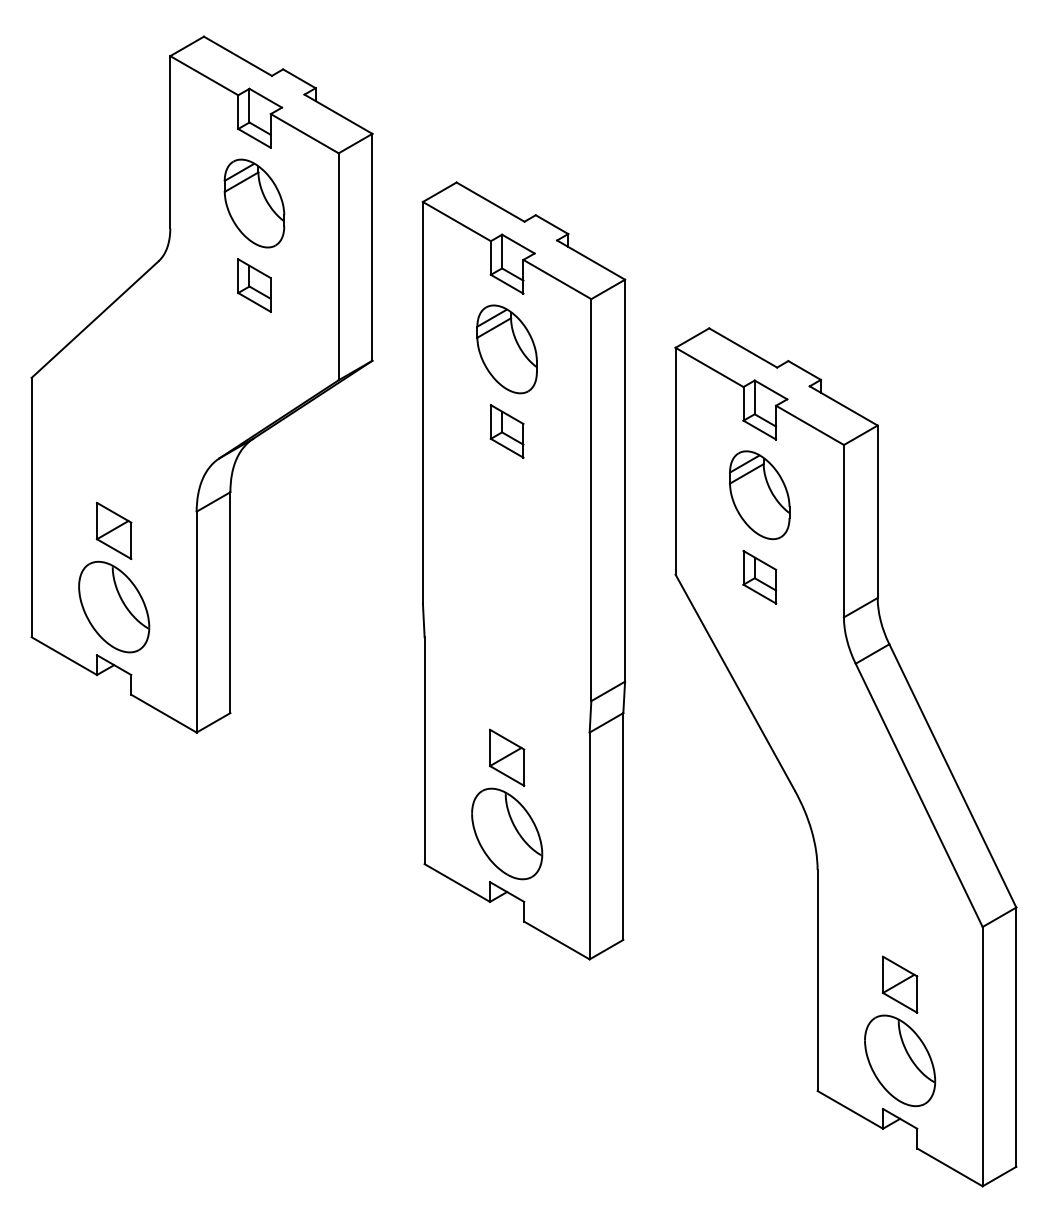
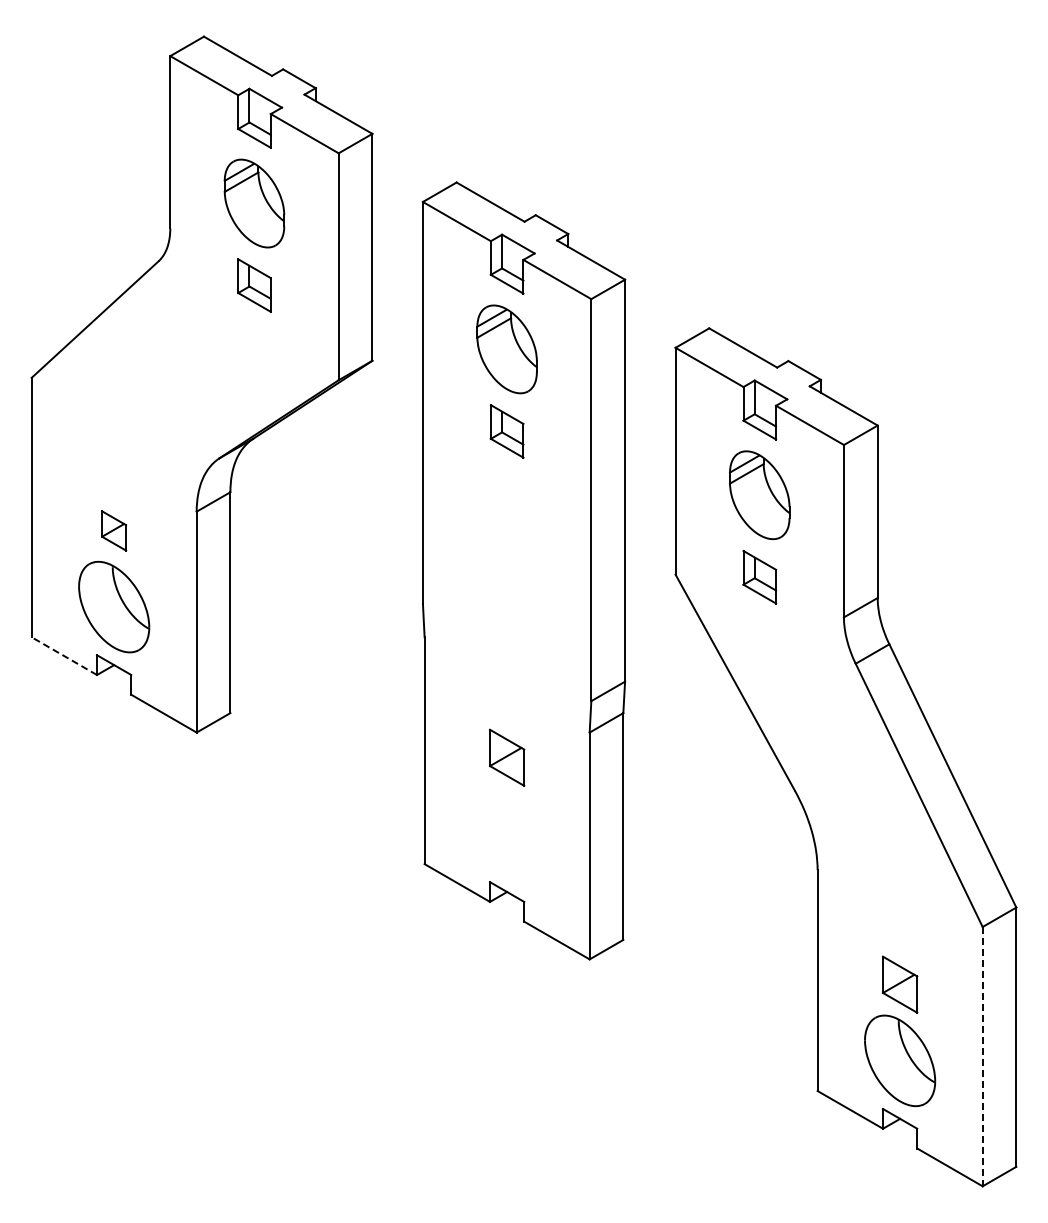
part size: 38x60 px -> 27x42 px (114, 530)
line: solid -> dashed (64, 656)
part: present -> none (507, 833)
line: solid -> dashed (982, 1056)
